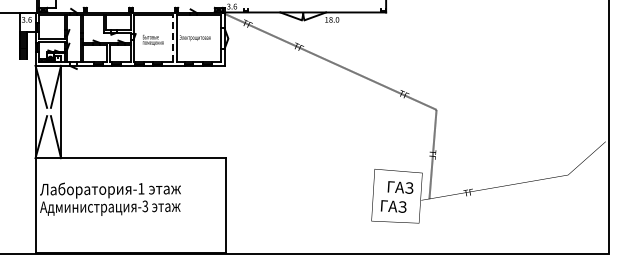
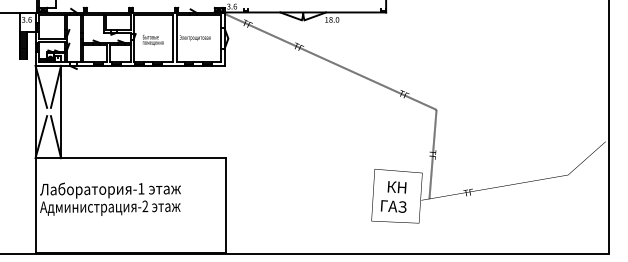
line: dashed -> solid (172, 38)
text: ГАЗ -> КН (401, 187)
text: -3 -> -2 (145, 206)
